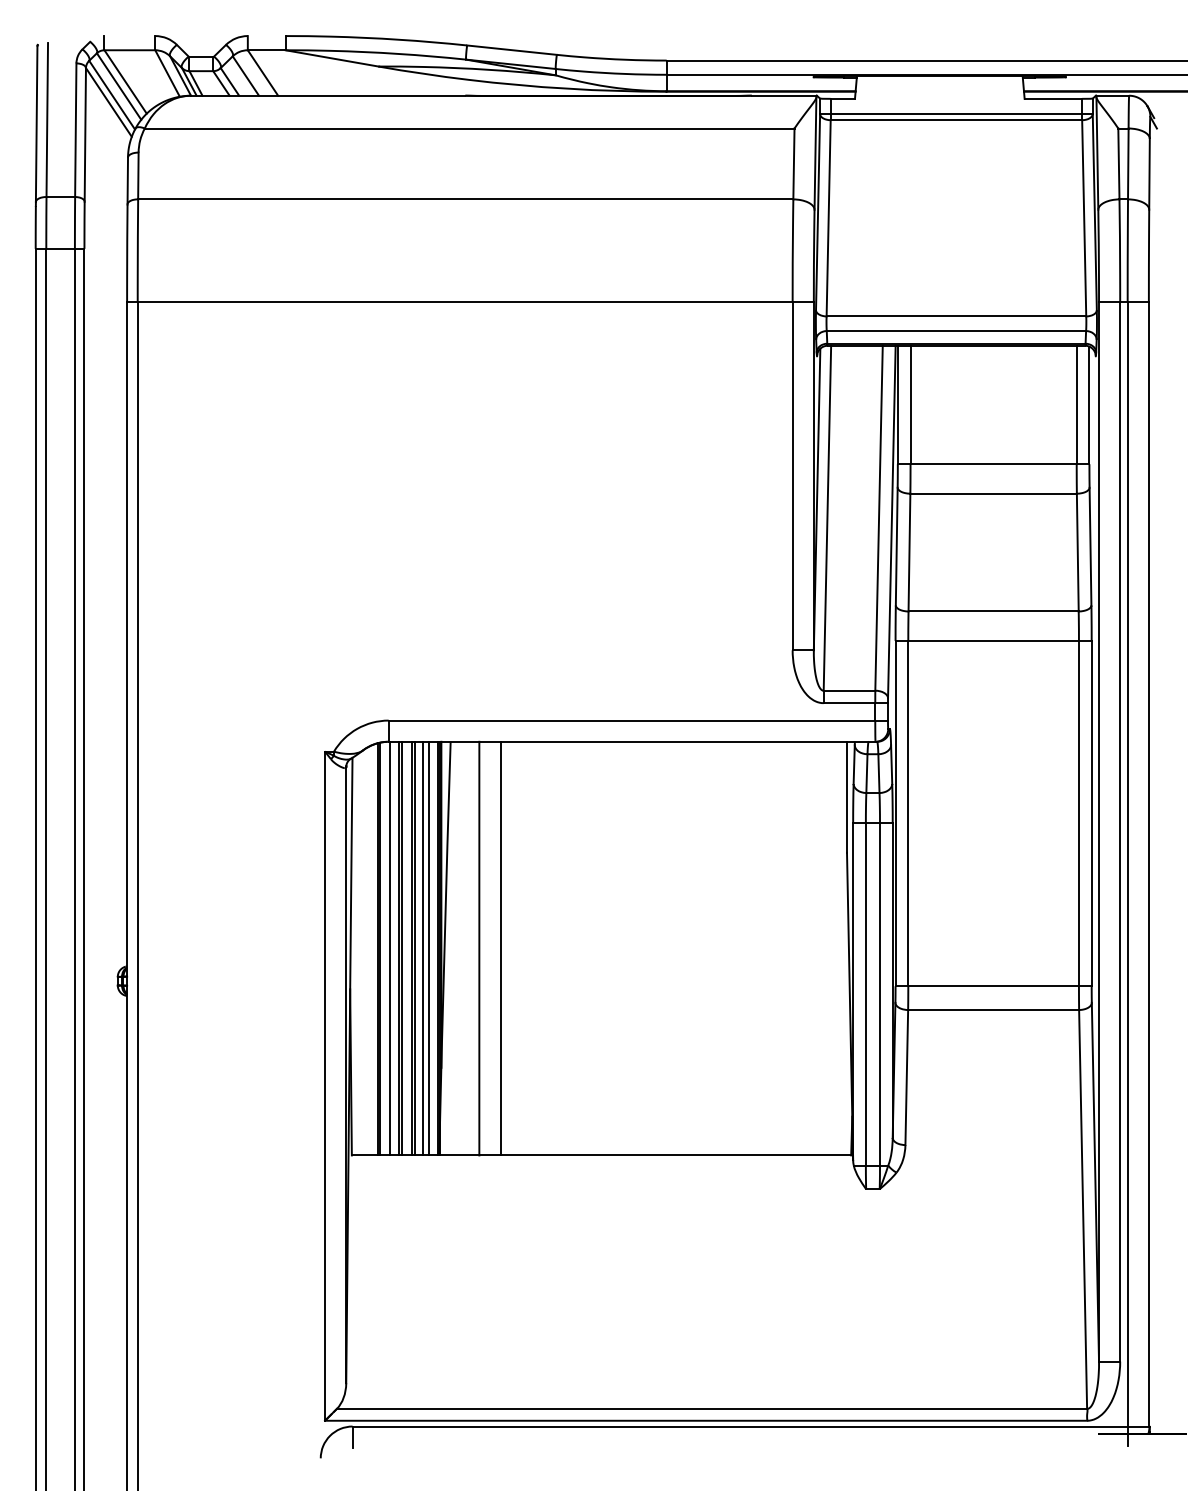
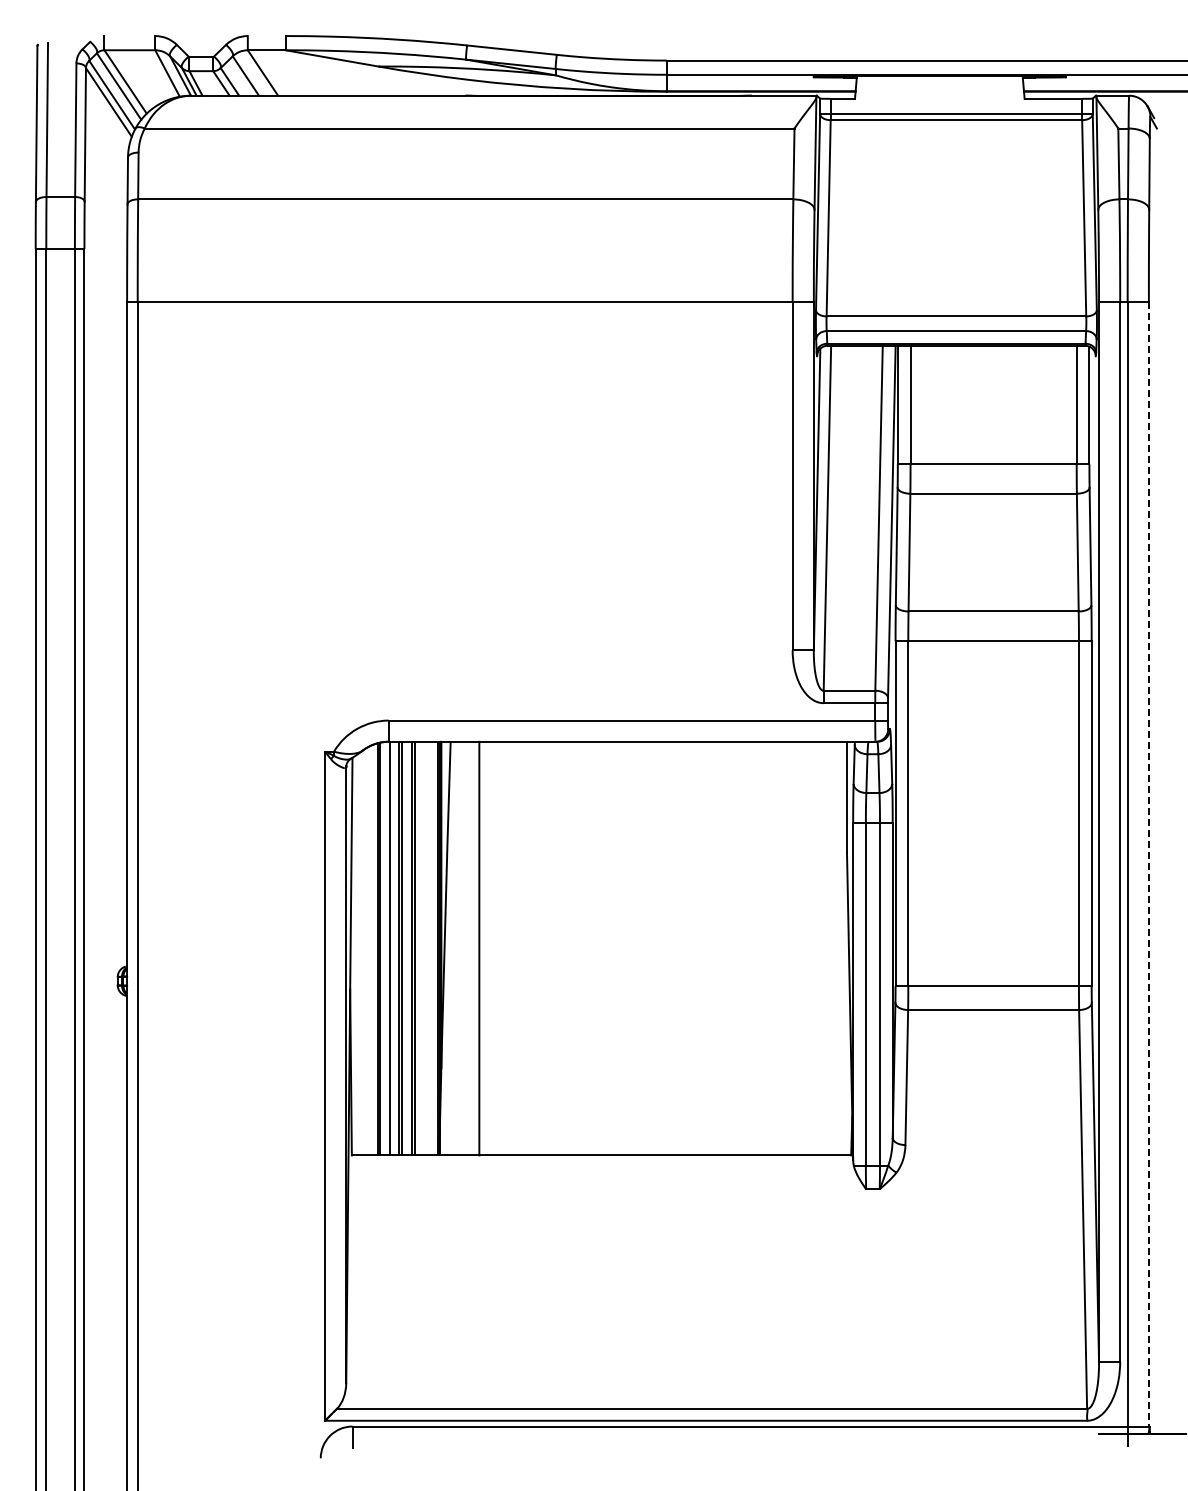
line: solid -> dashed (1148, 864)
line: present -> none (422, 948)
line: present -> none (428, 948)
line: present -> none (500, 948)
